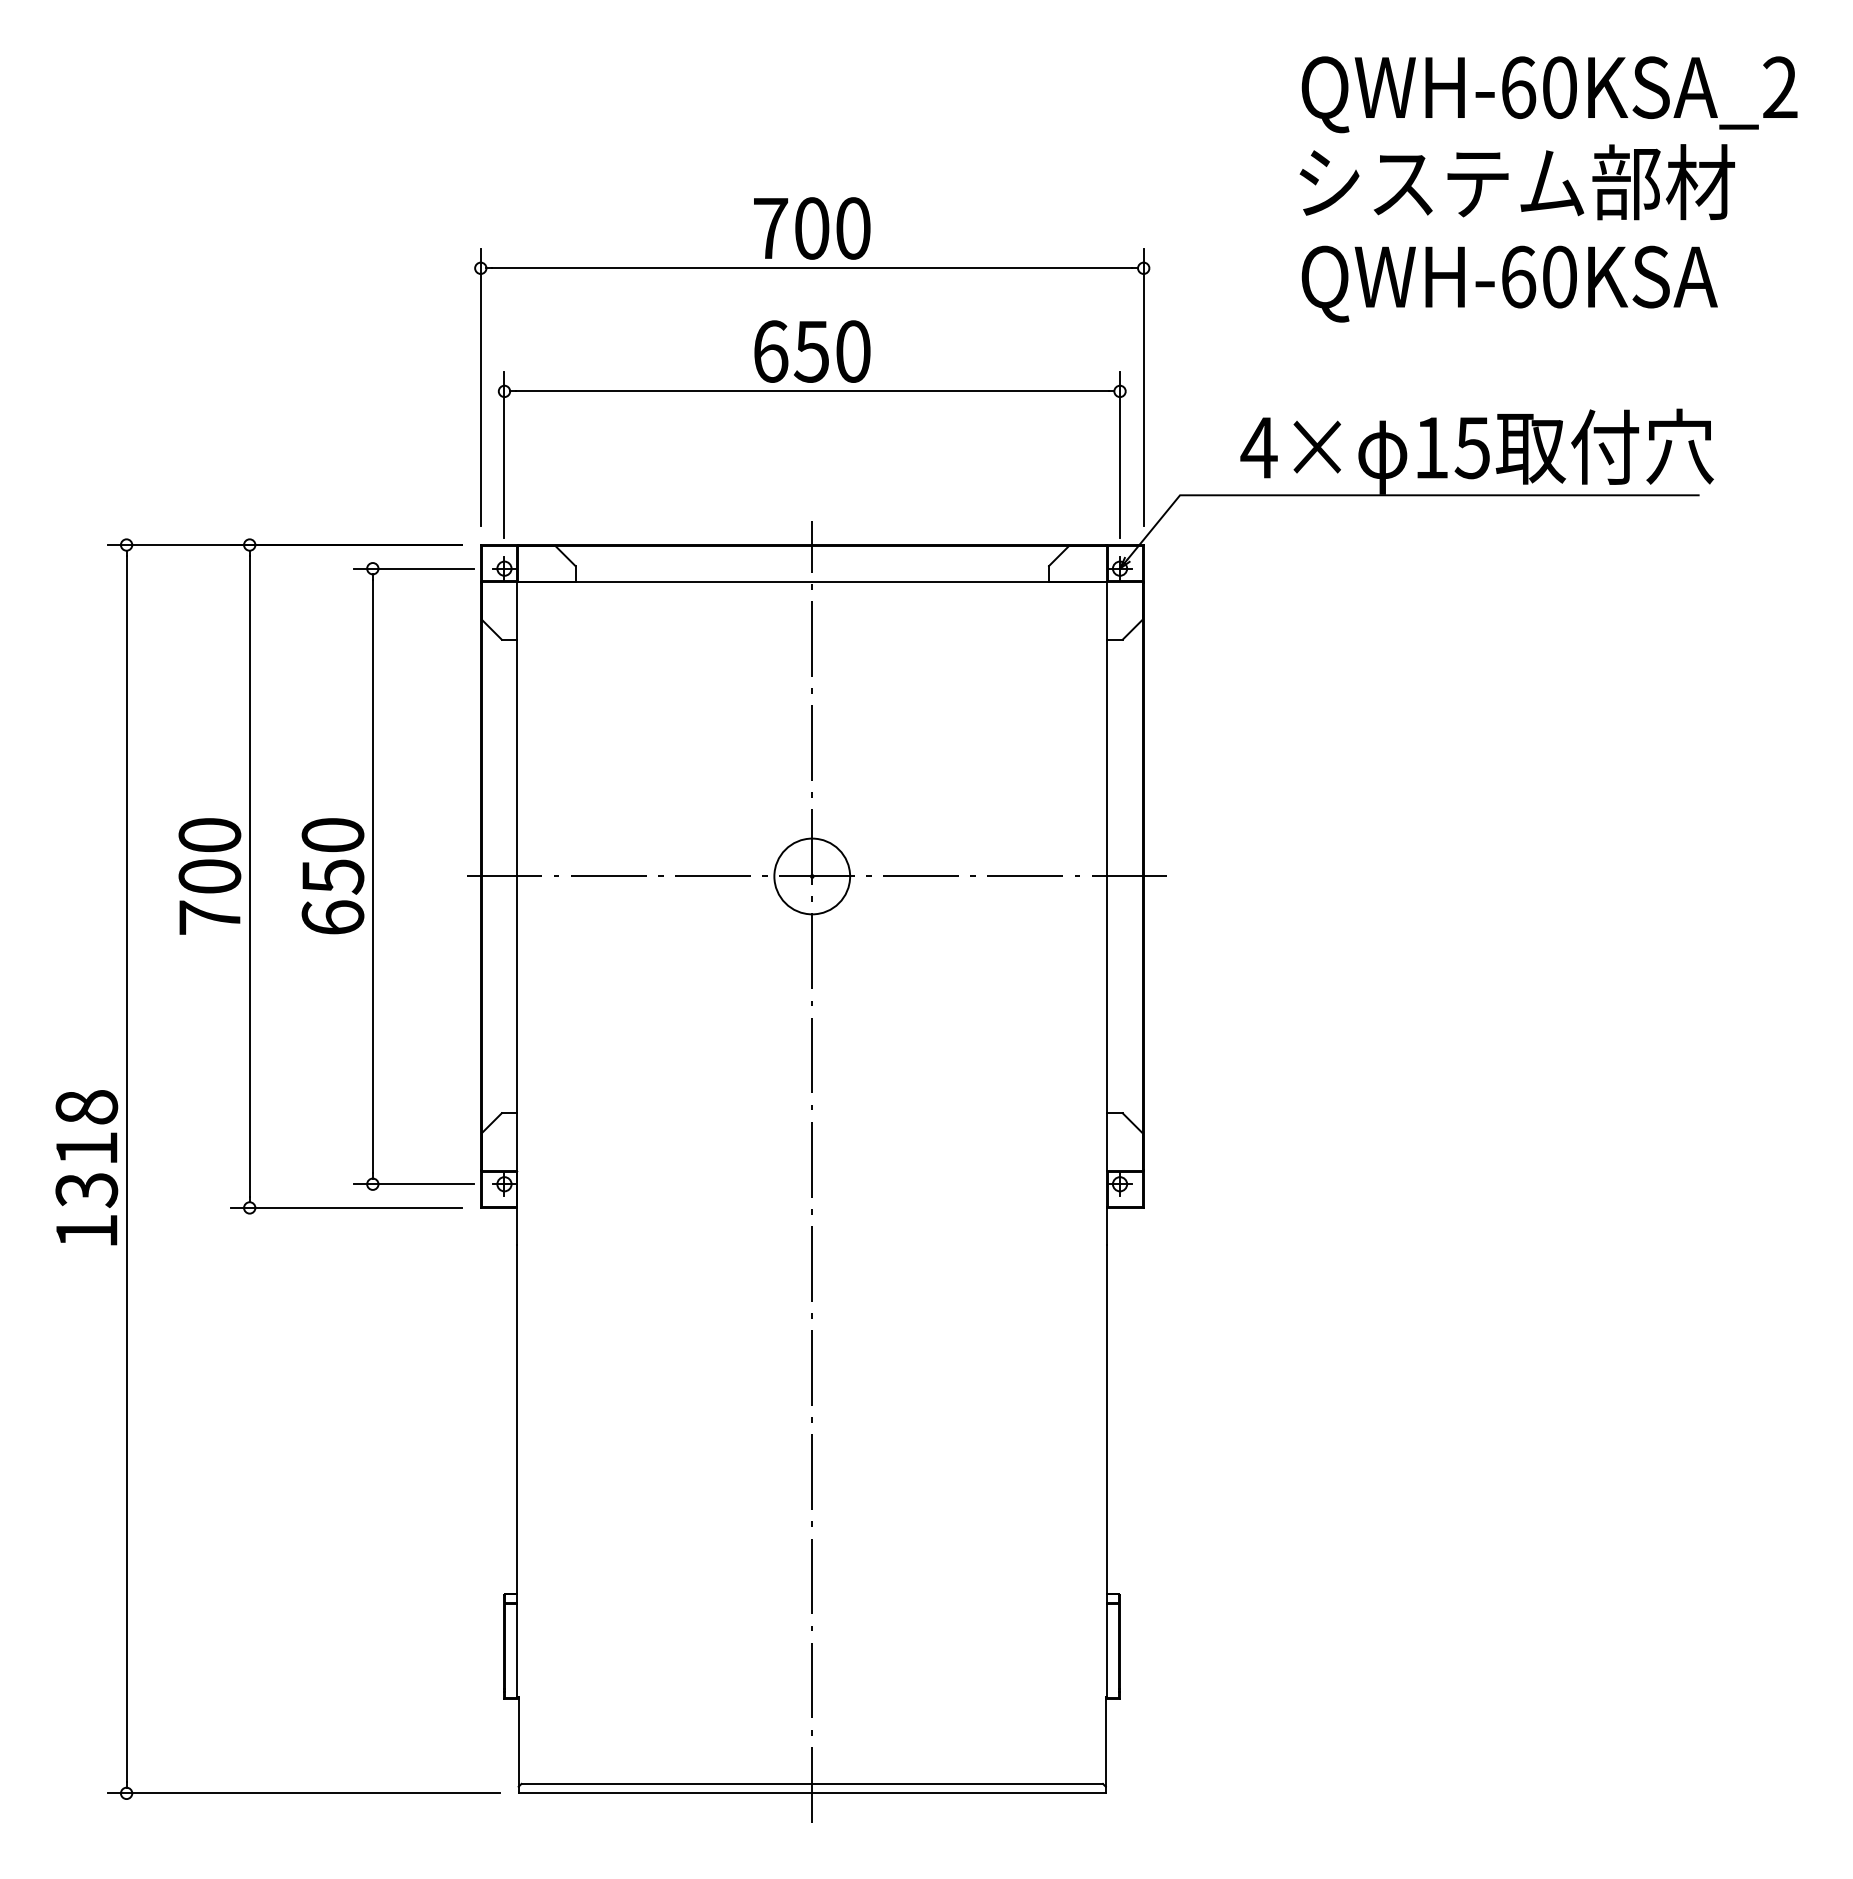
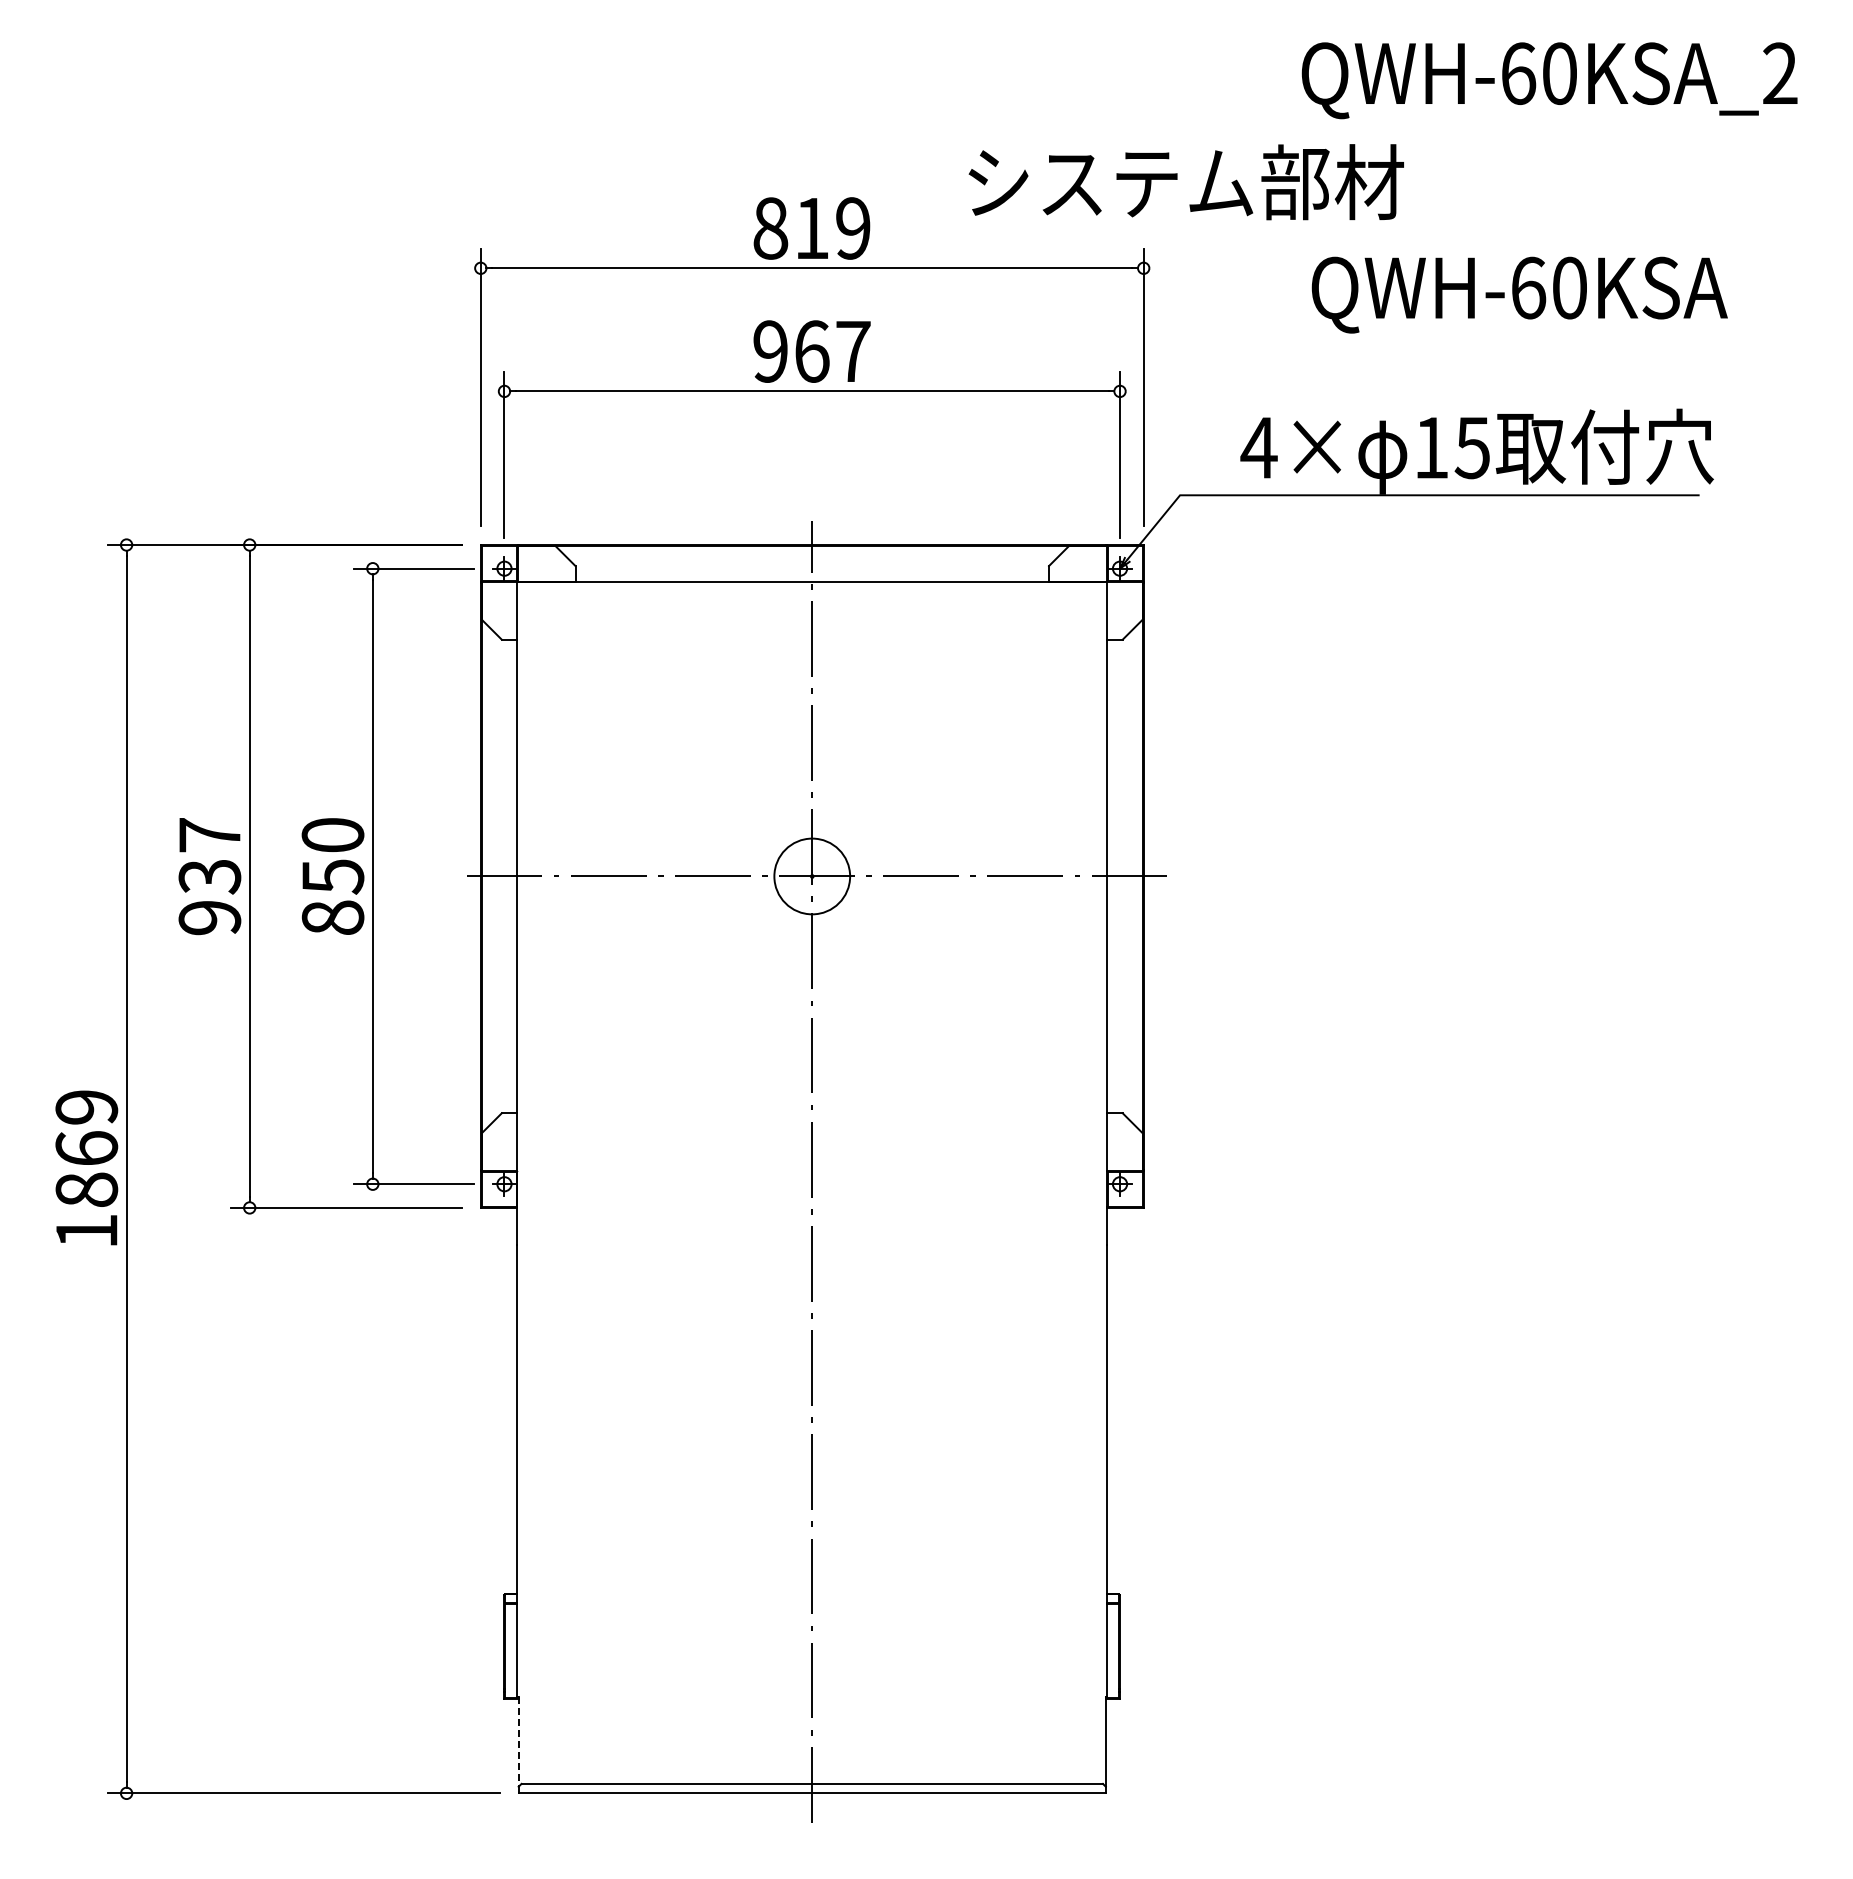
text position: (1549, 94) -> (1549, 80) (1549, 80)
text position: (1516, 182) -> (1185, 182) (1185, 182)
text: 700 -> 819 (811, 228)
text position: (1509, 283) -> (1519, 294) (1519, 294)
text: 650 -> 967 (811, 351)
text: 700 -> 937 (209, 876)
text: 650 -> 850 (332, 917)
text: 1318 -> 1869 (86, 1149)
line: solid -> dashed (518, 1741)
